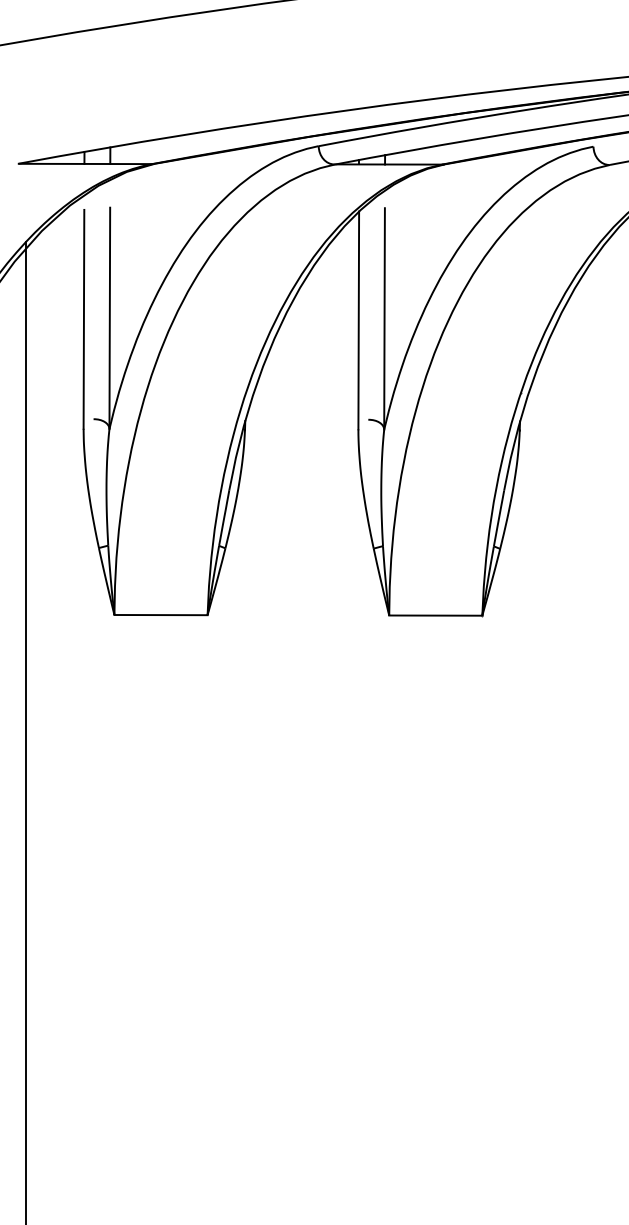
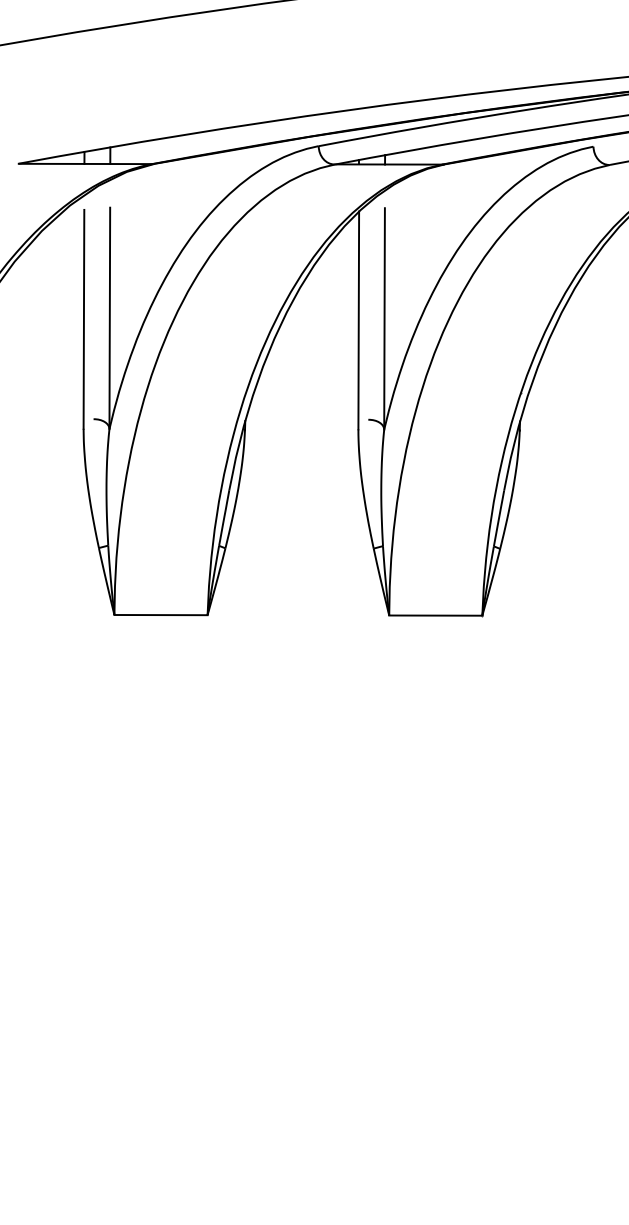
line: present -> none (26, 731)
